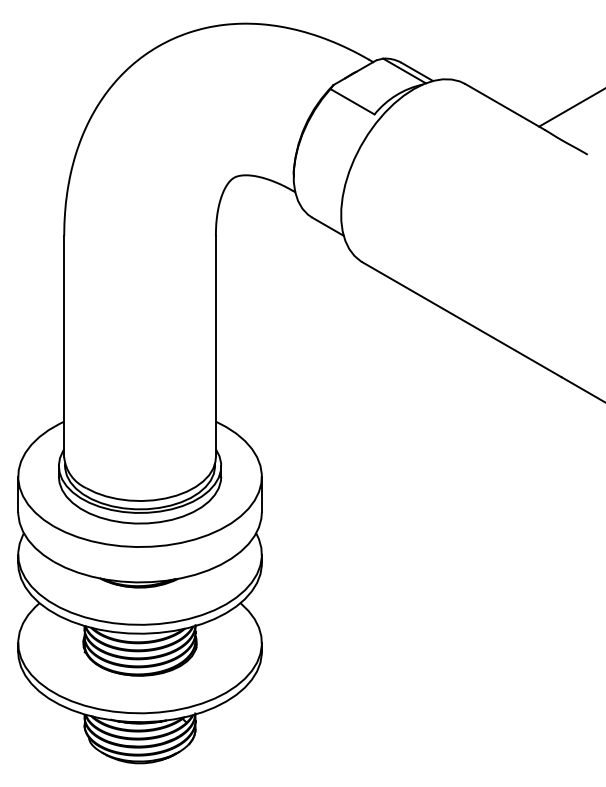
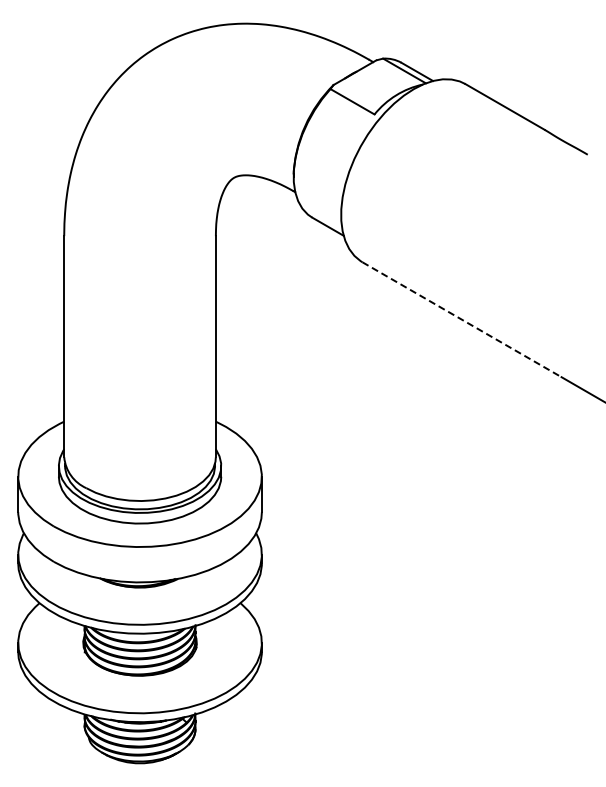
line: present -> none (570, 107)
line: solid -> dashed (461, 319)
